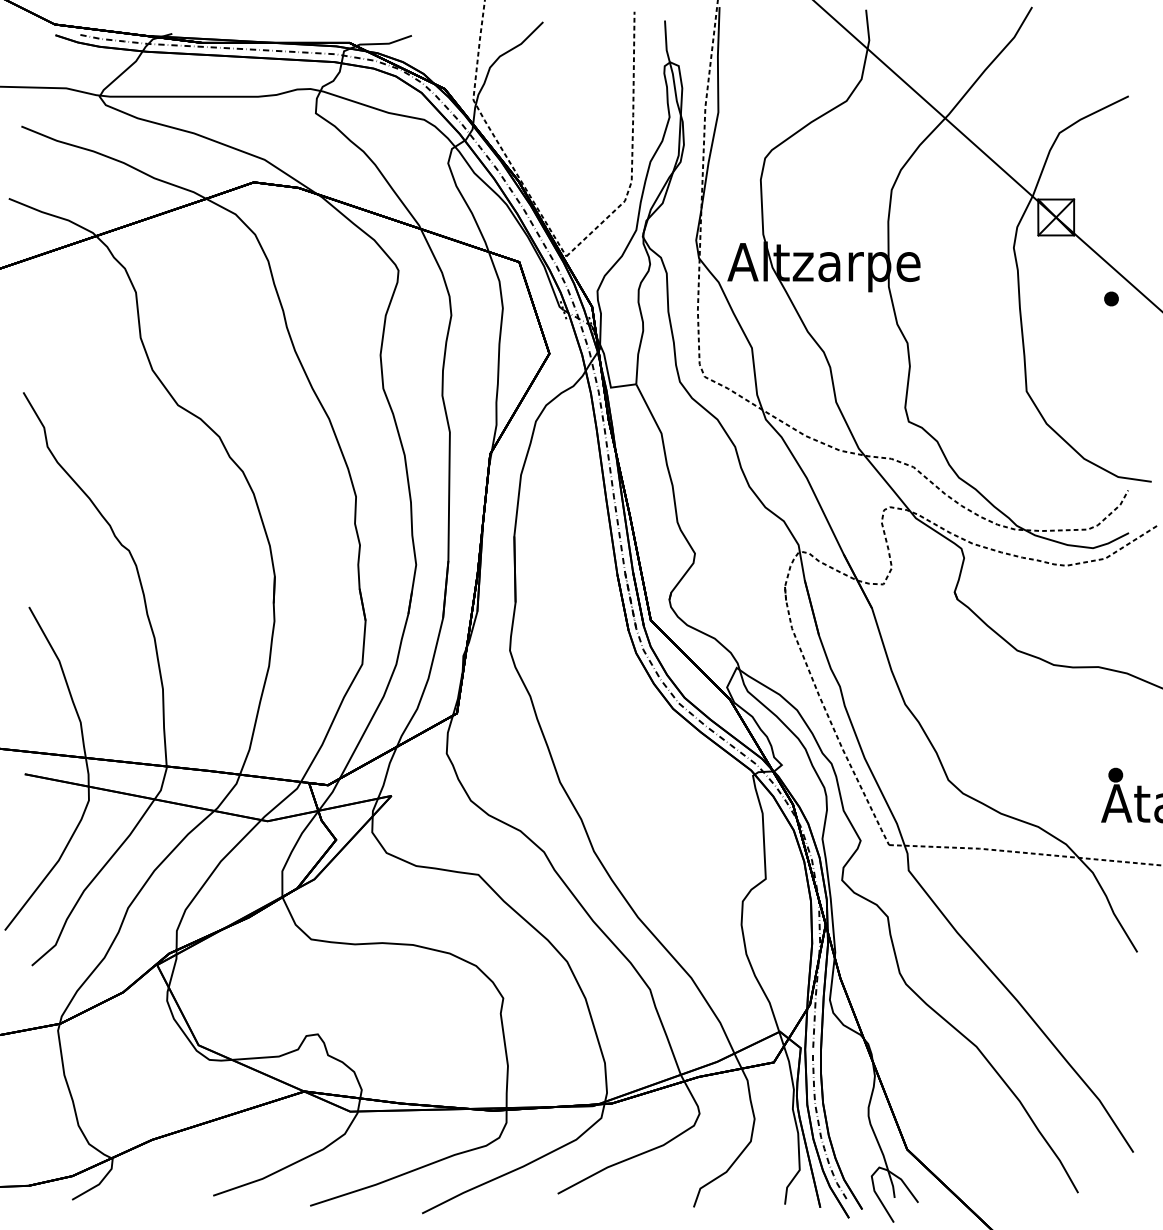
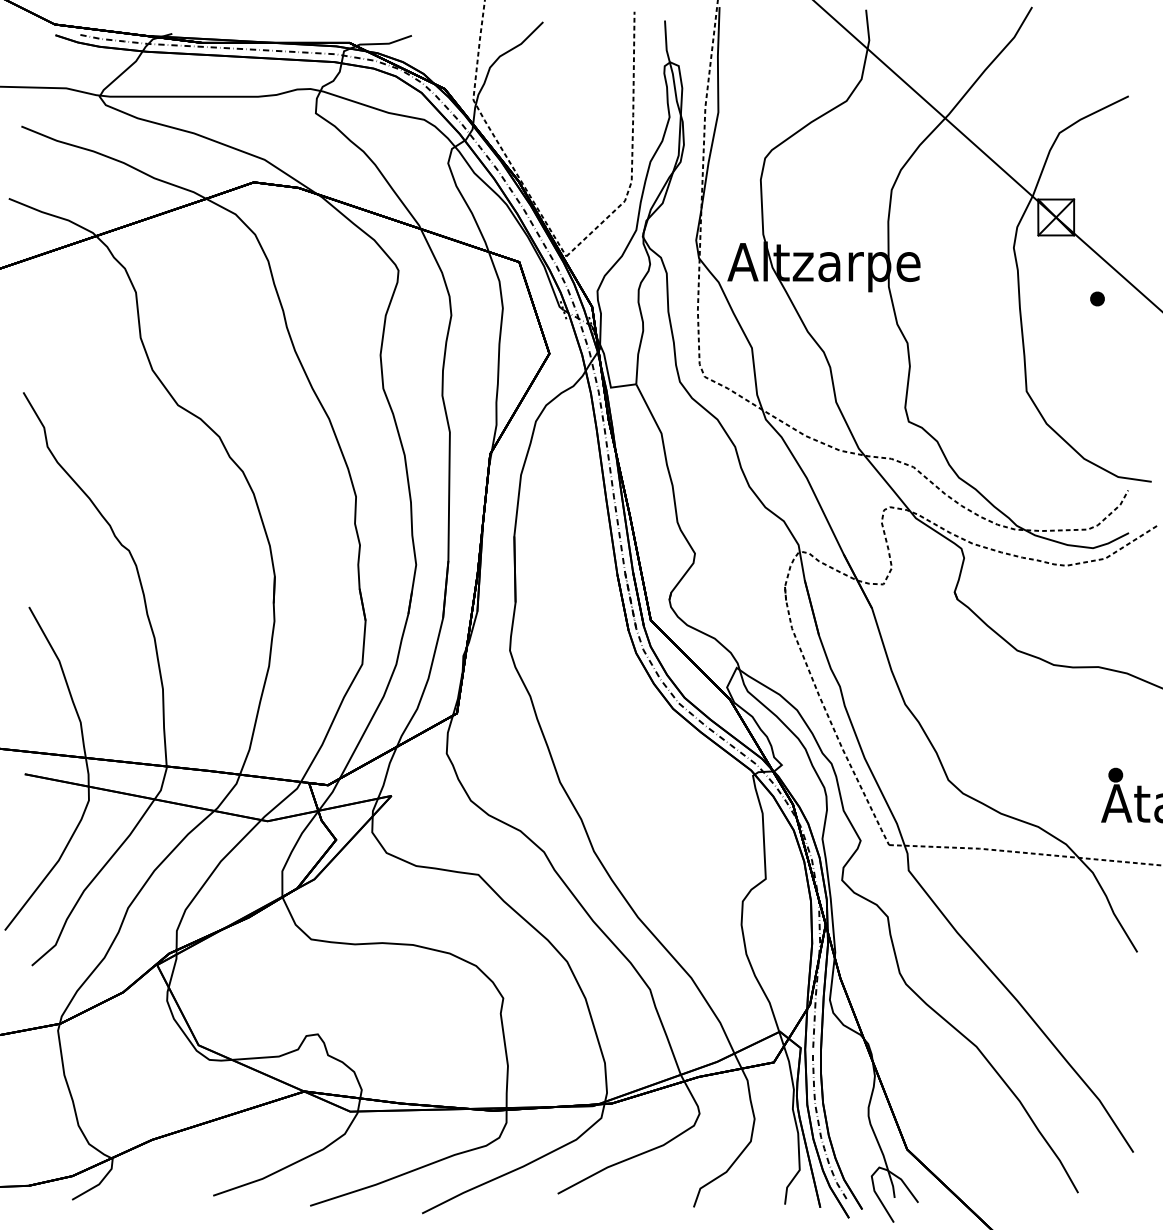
part position: (1111, 298) -> (1097, 298) (1097, 298)
